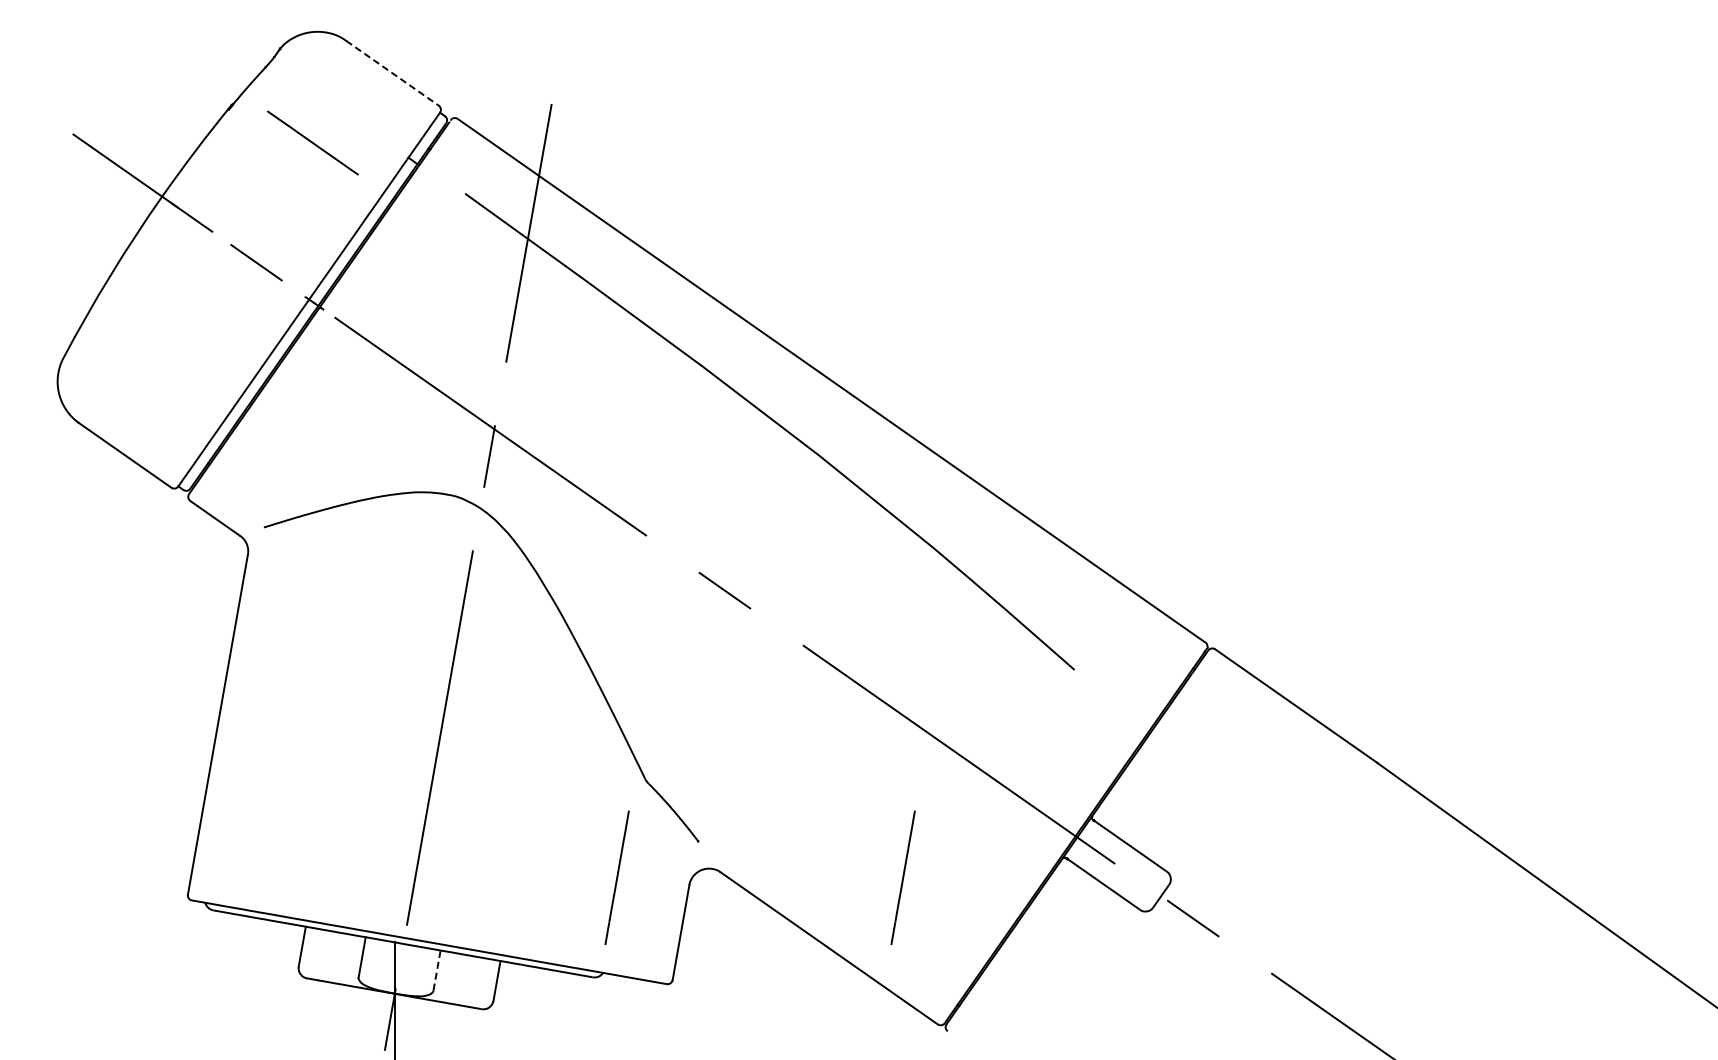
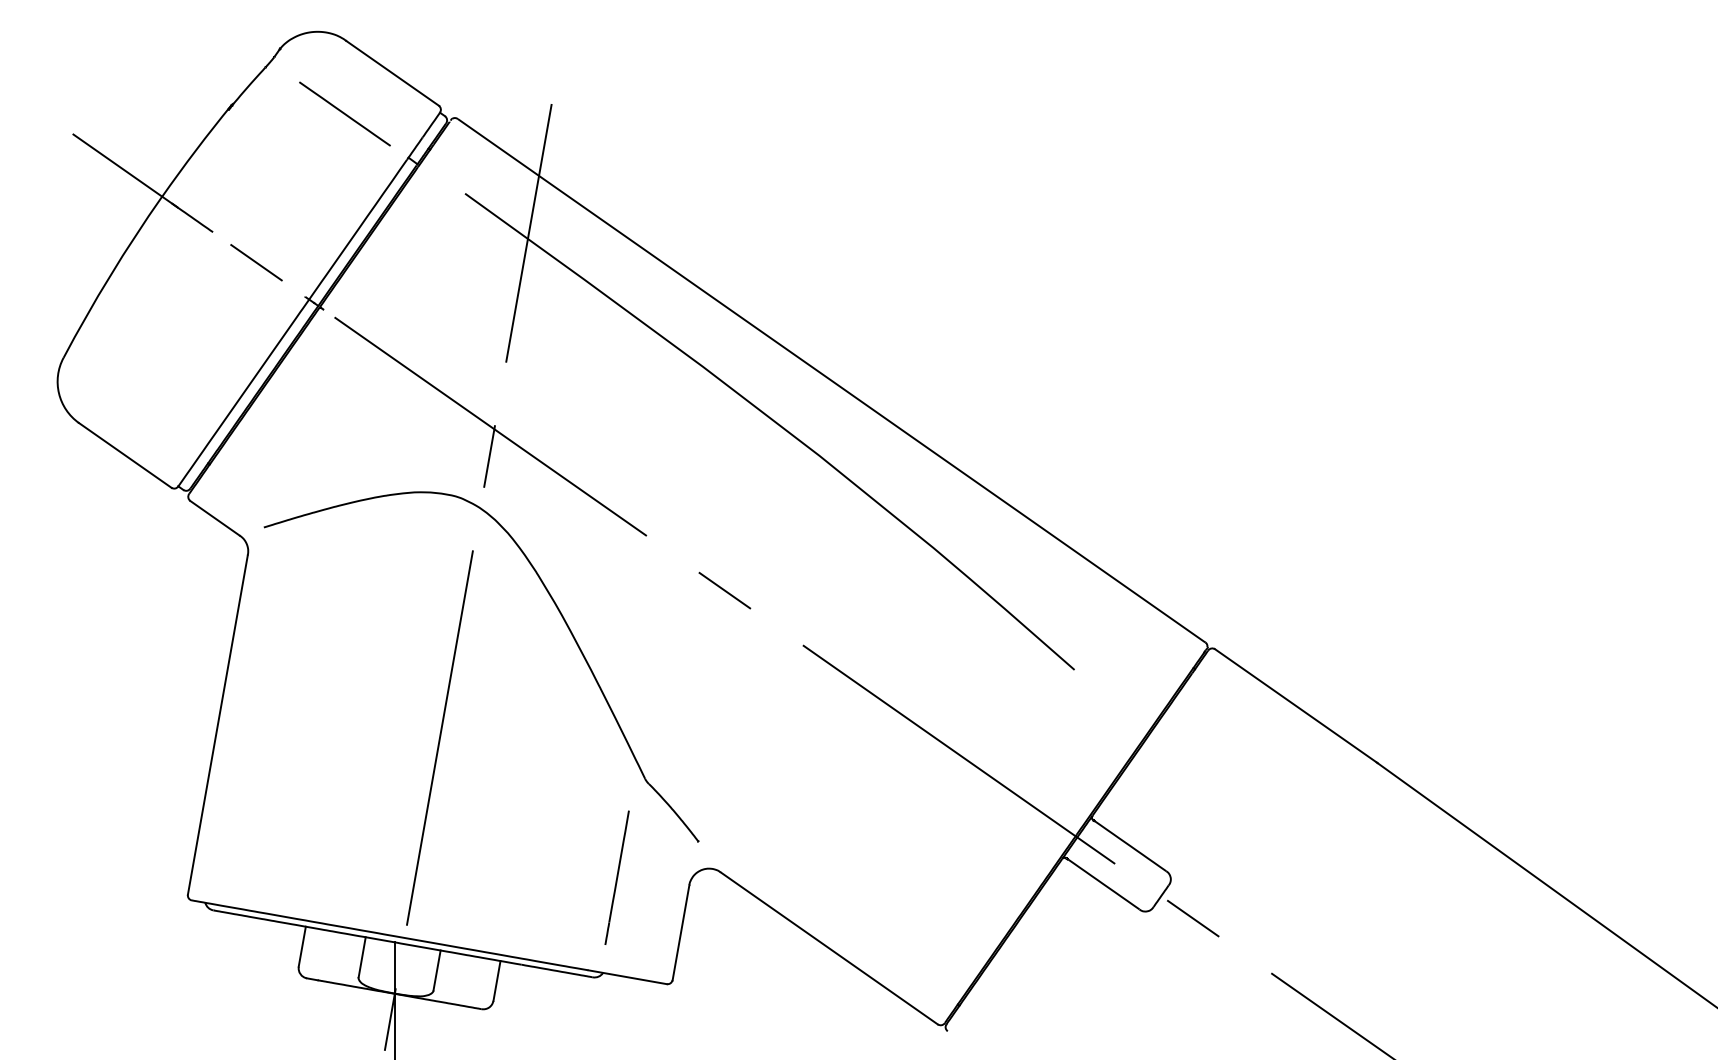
line: dashed -> solid (392, 73)
line position: (312, 142) -> (344, 113) (344, 113)
line: present -> none (902, 877)
line: dashed -> solid (437, 969)
